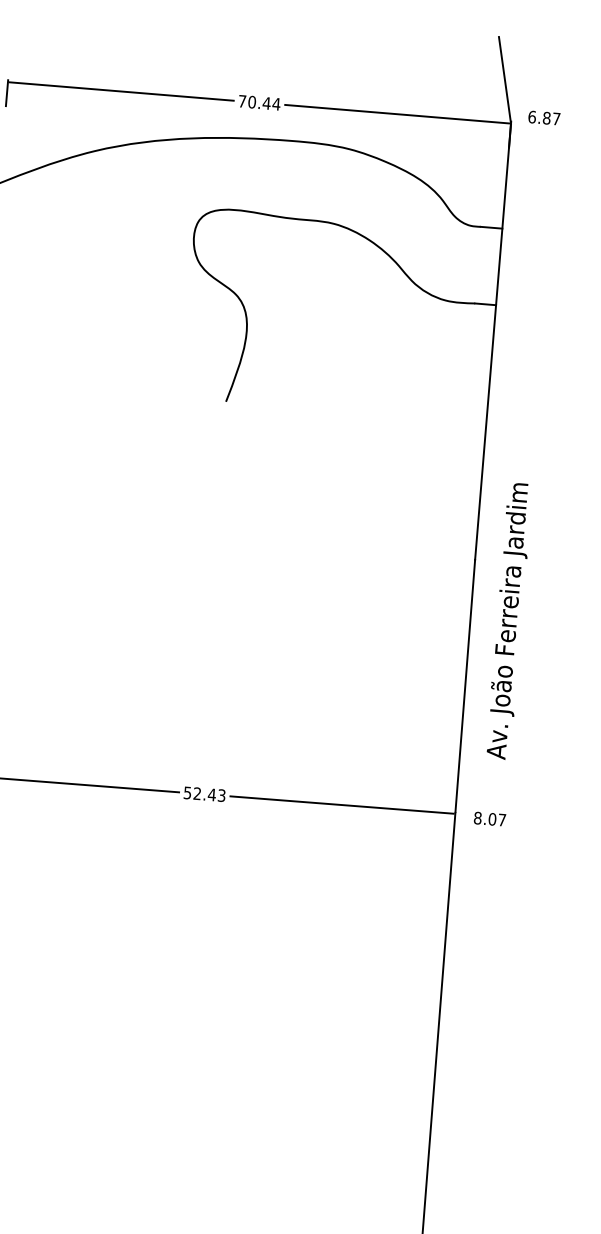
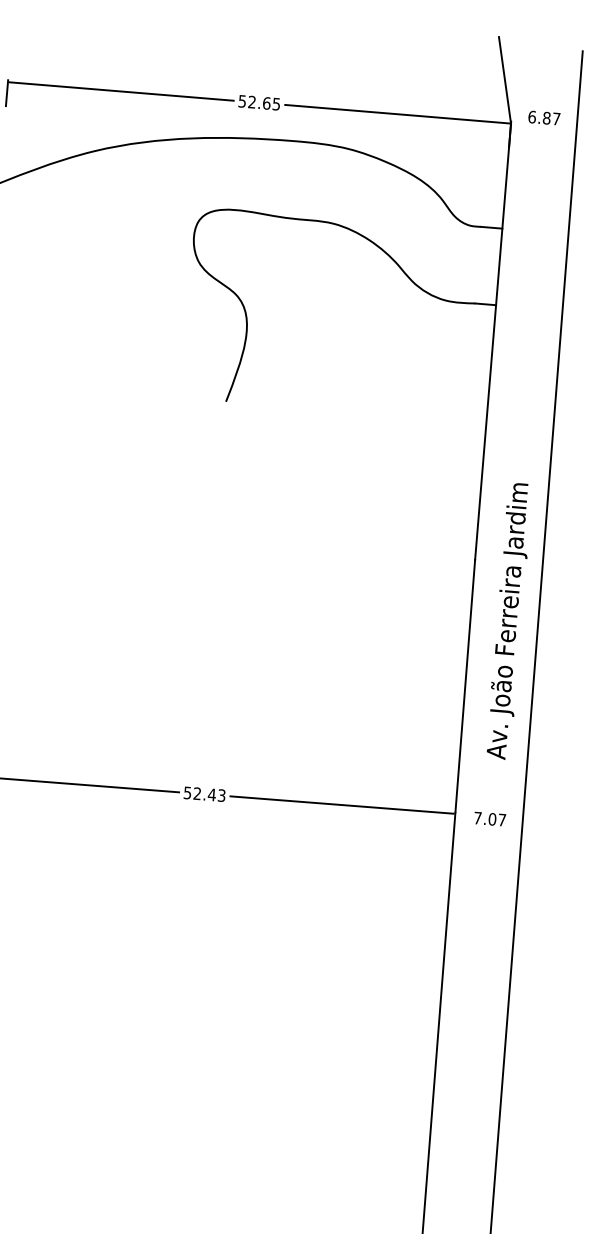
text: 70.44 -> 52.65 (259, 102)
line: none -> present (536, 640)
text: 8.07 -> 7.07 (477, 817)
